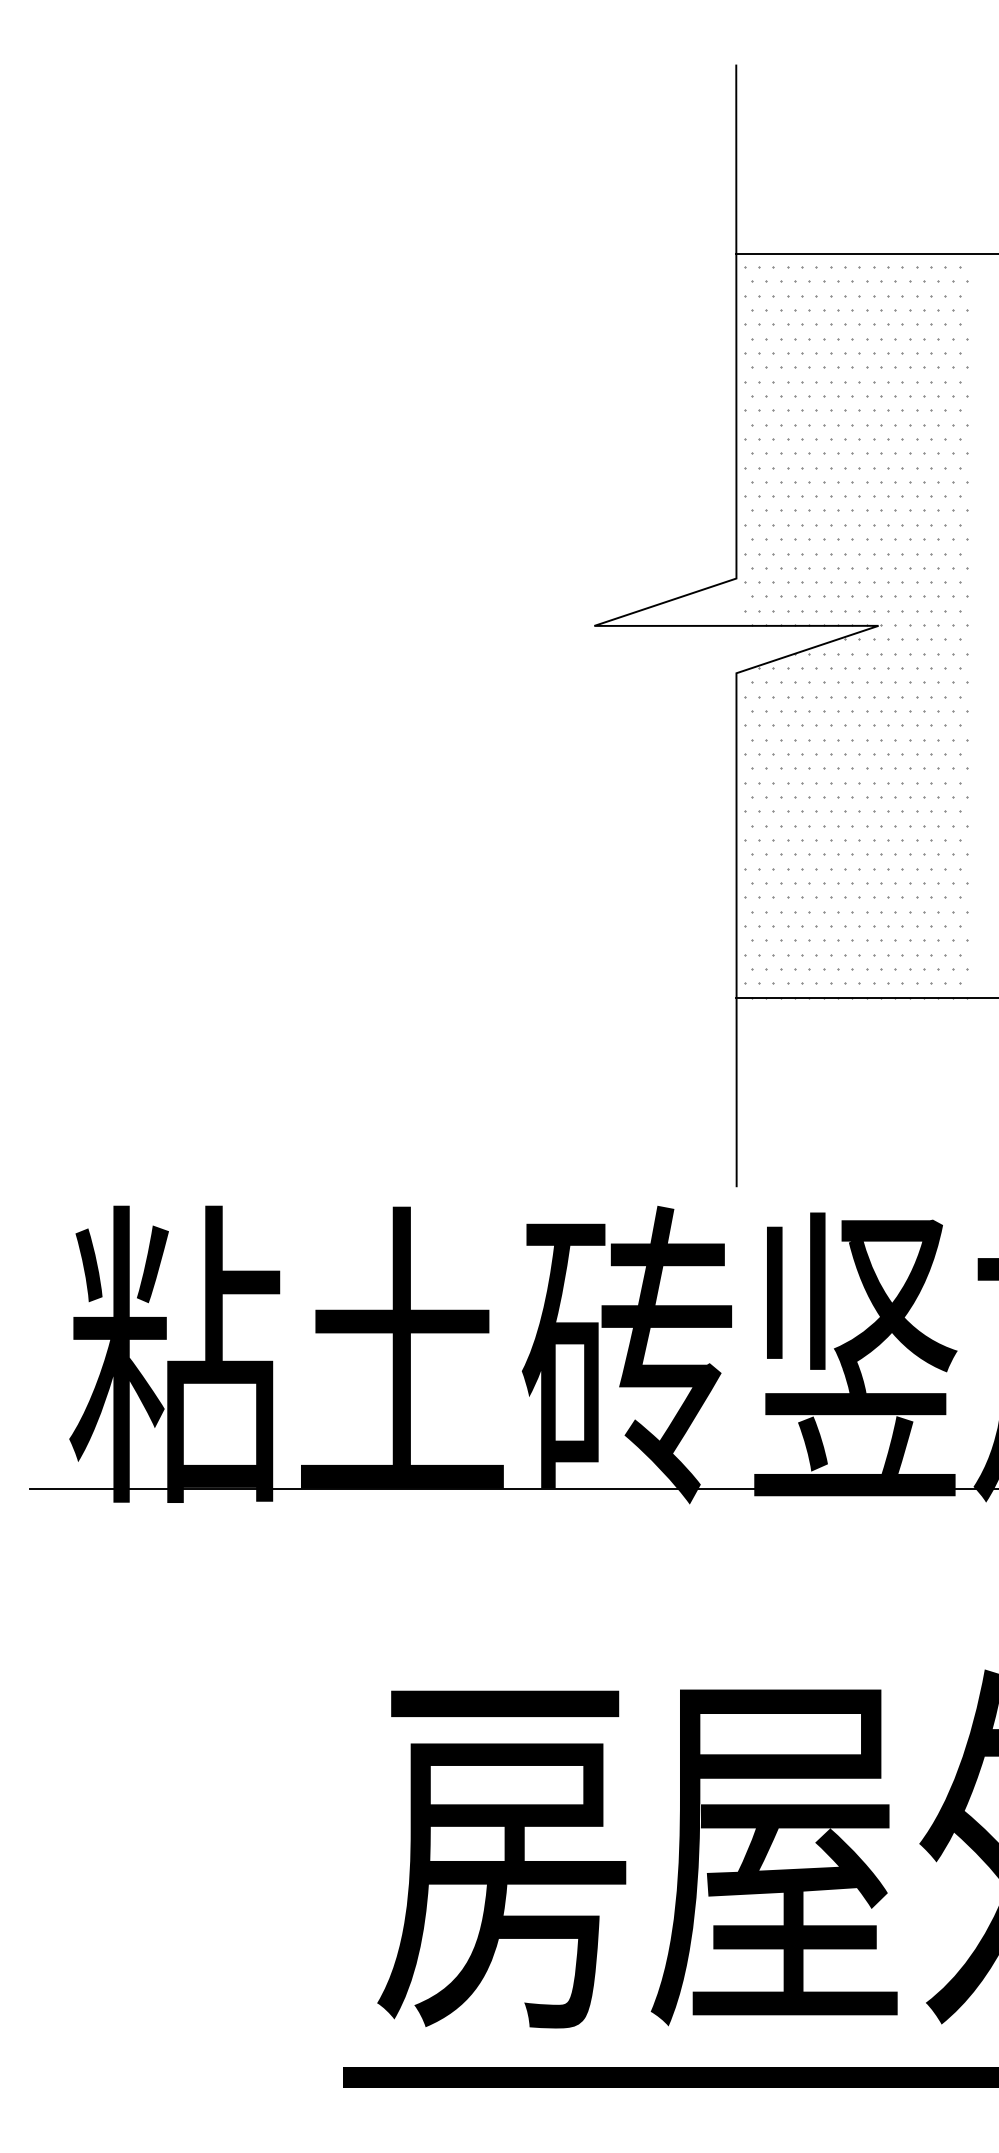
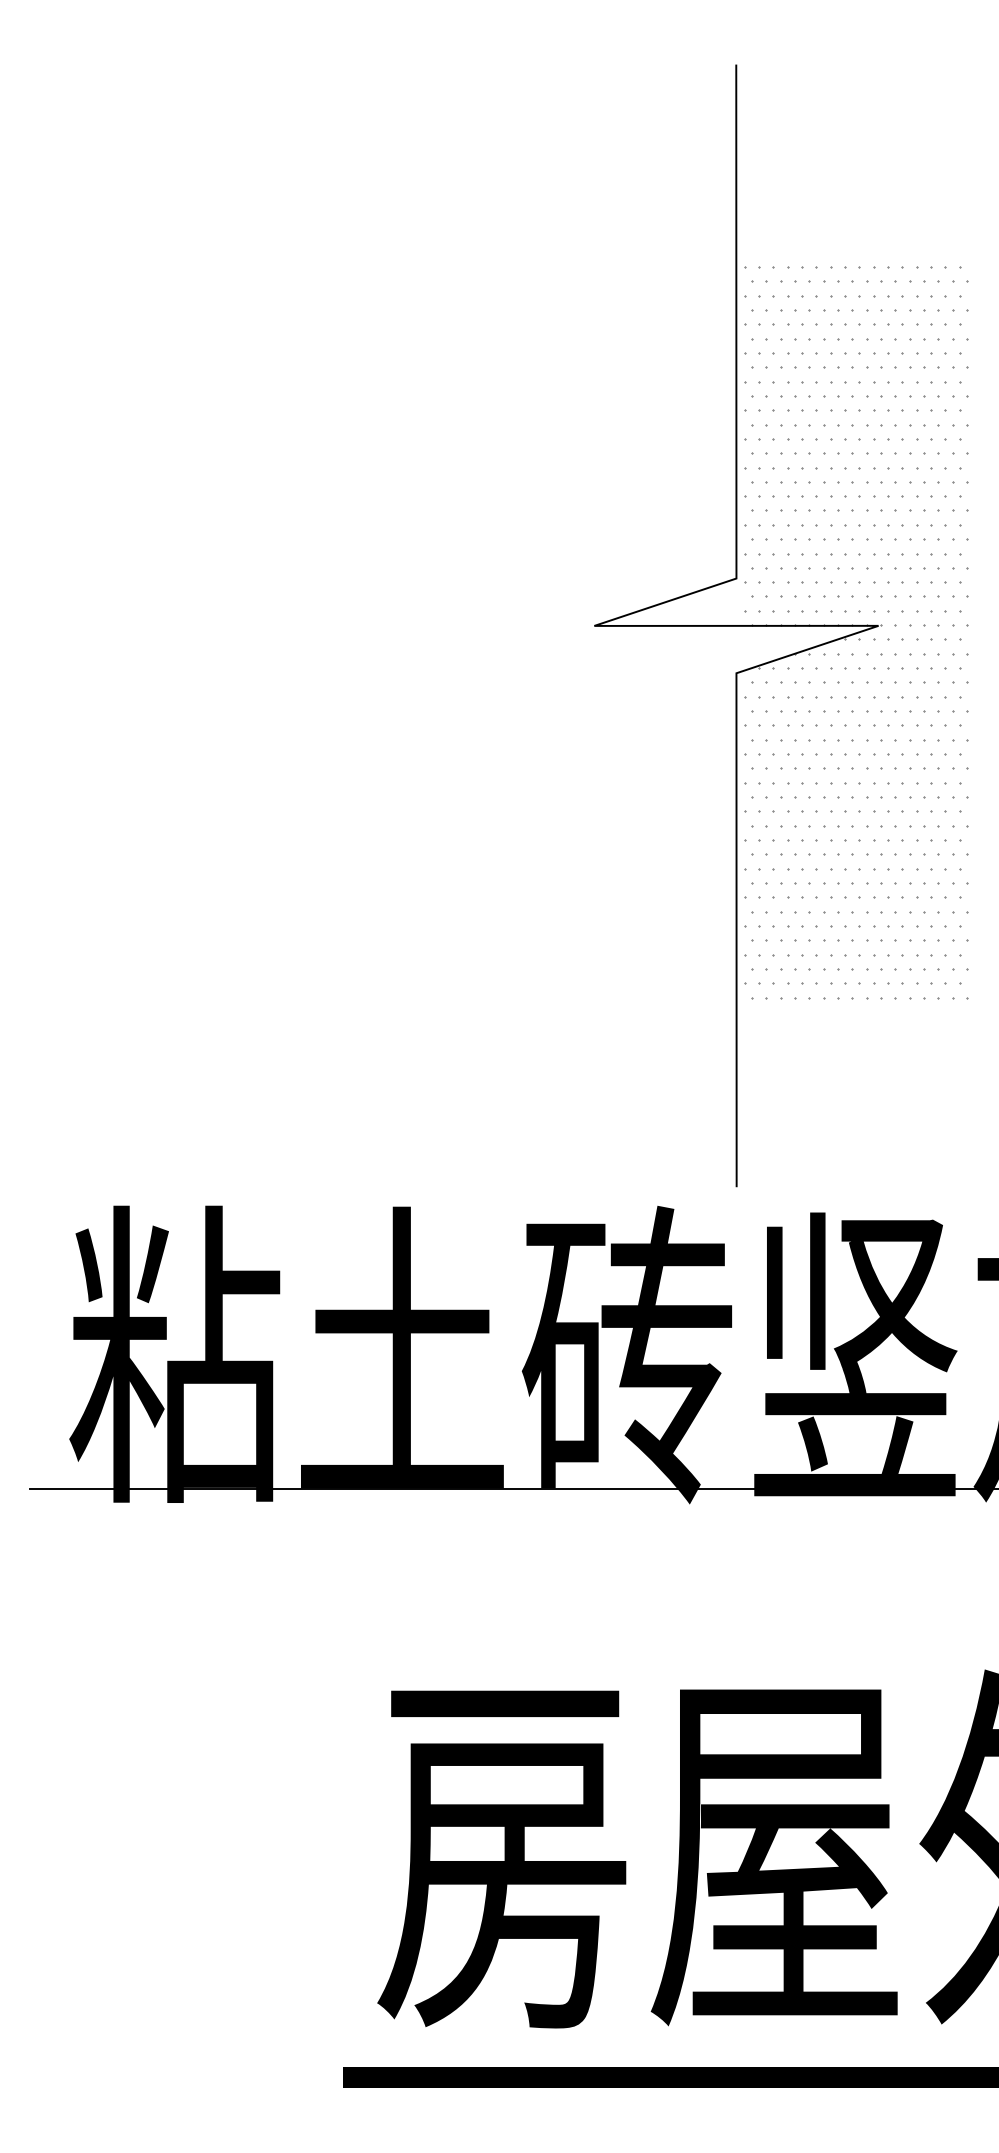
line: present -> none (865, 254)
line: present -> none (865, 997)
